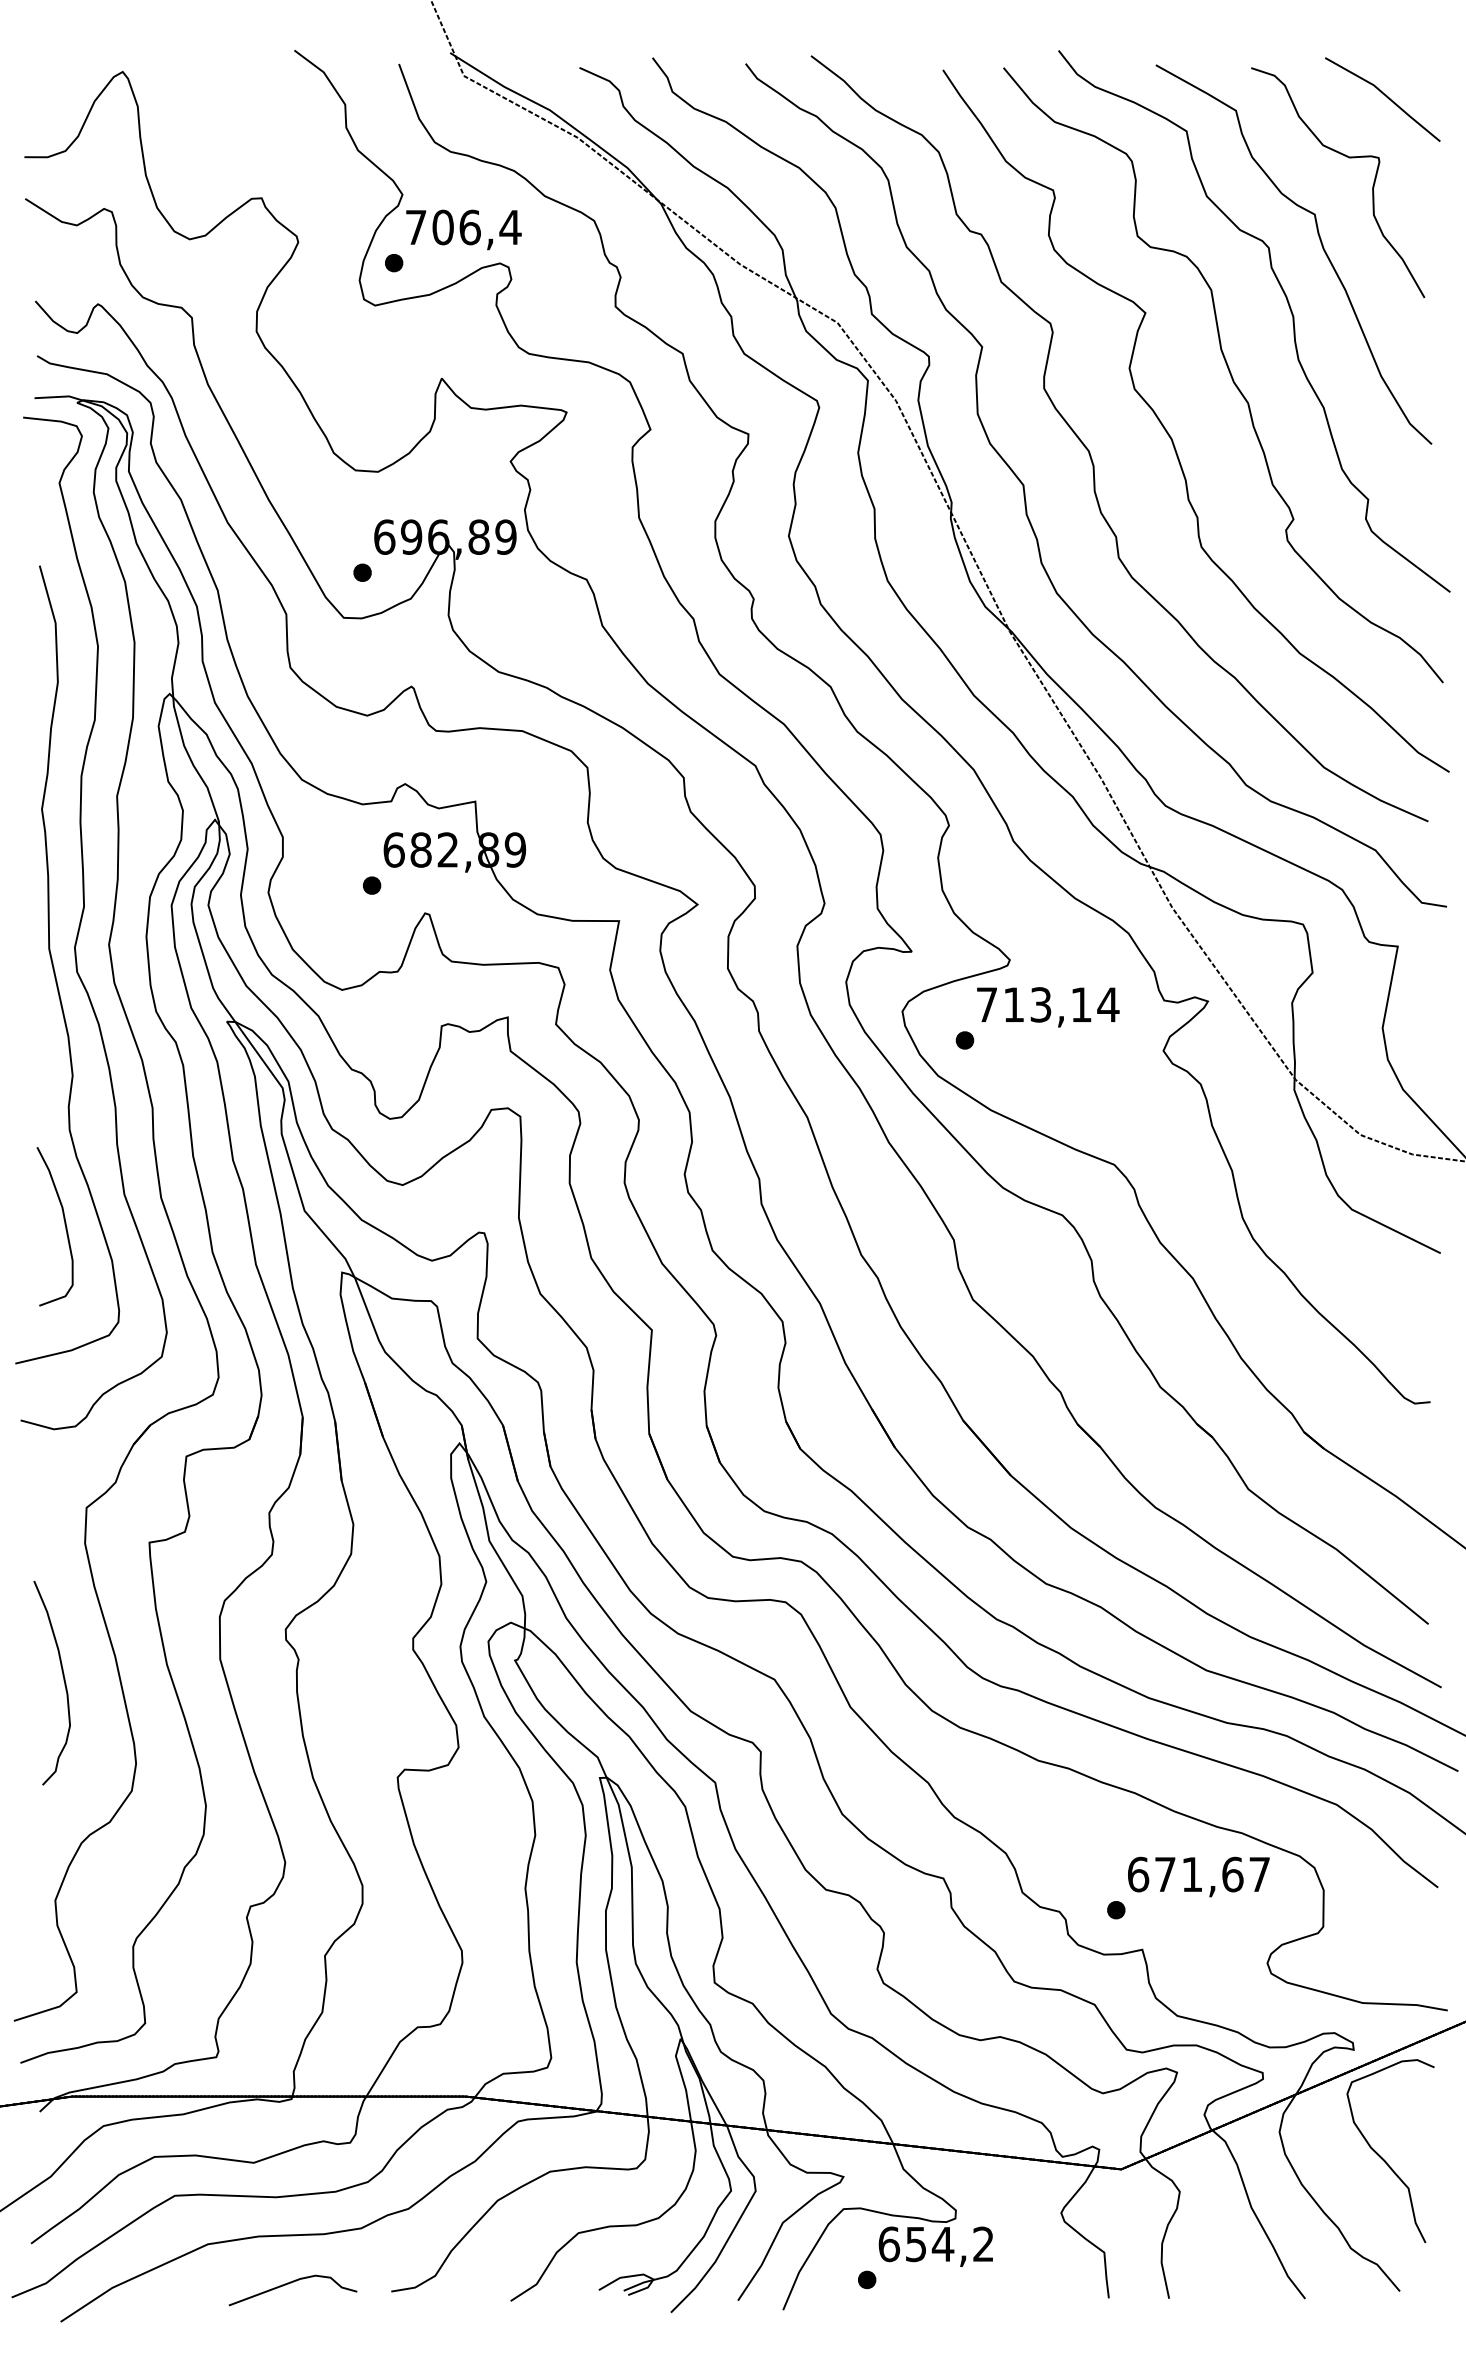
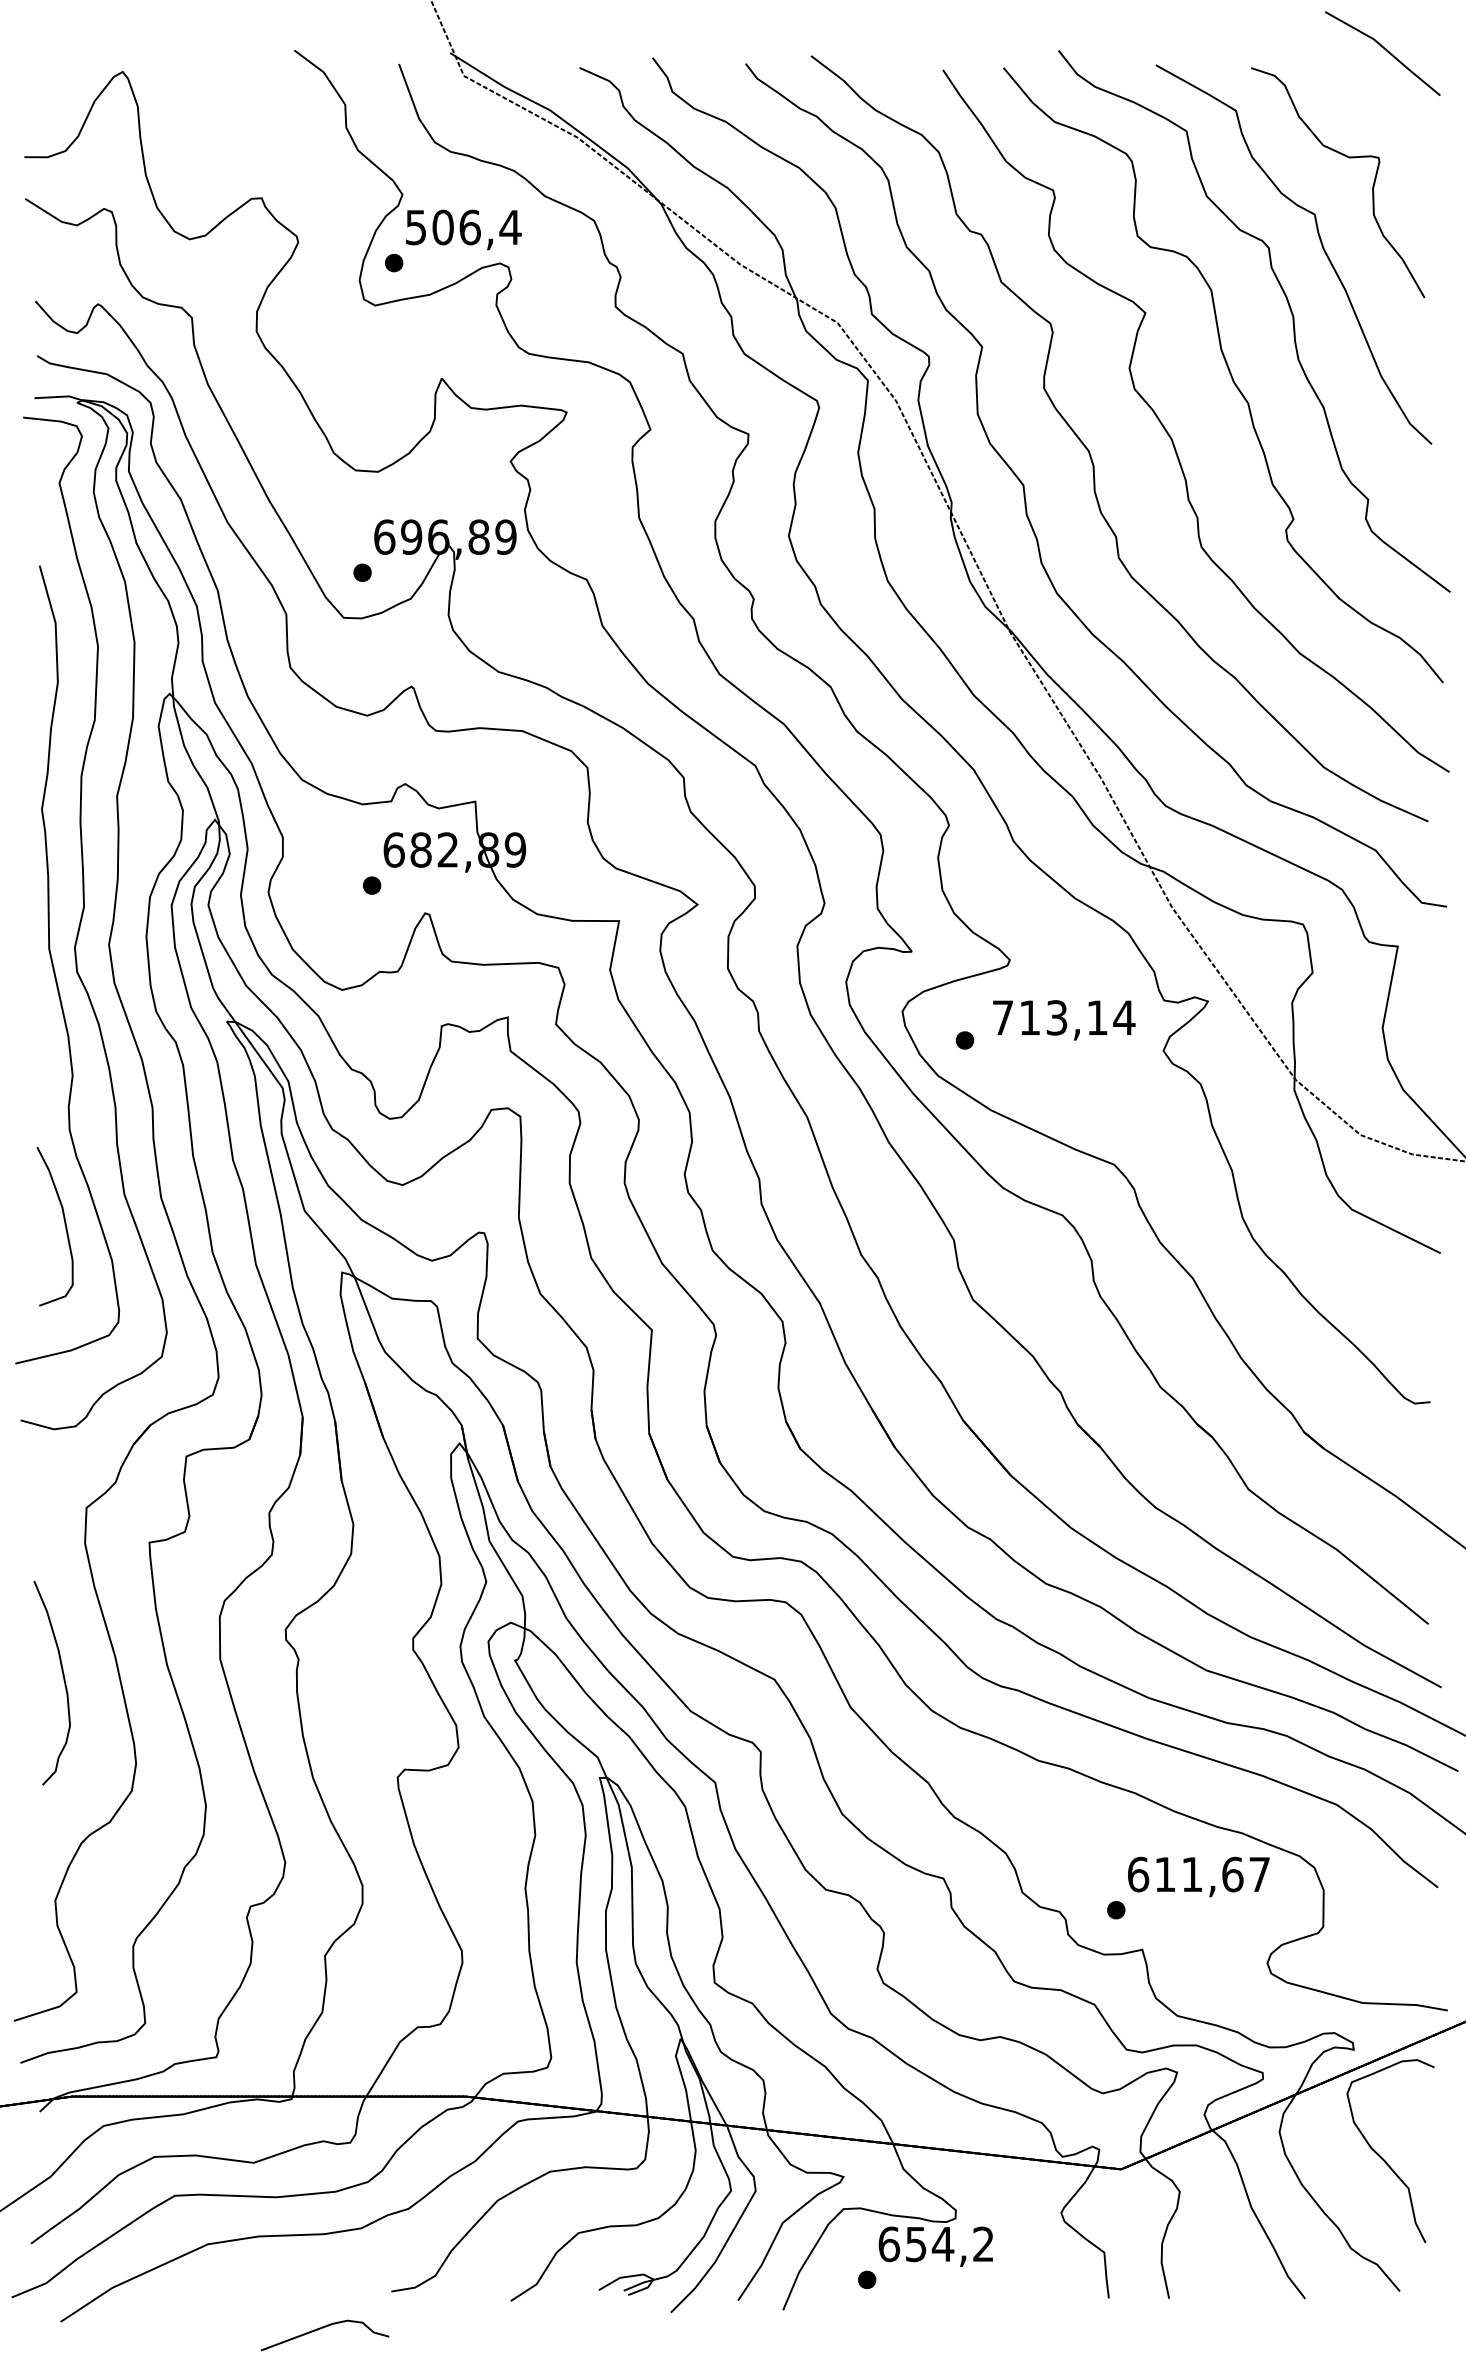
part position: (1382, 99) -> (1382, 53) (1382, 53)
text: 706,4 -> 506,4 (416, 227)
text position: (1048, 1007) -> (1064, 1020) (1064, 1020)
text: 671,67 -> 611,67 (1165, 1874)
curve position: (291, 2283) -> (323, 2328) (323, 2328)
